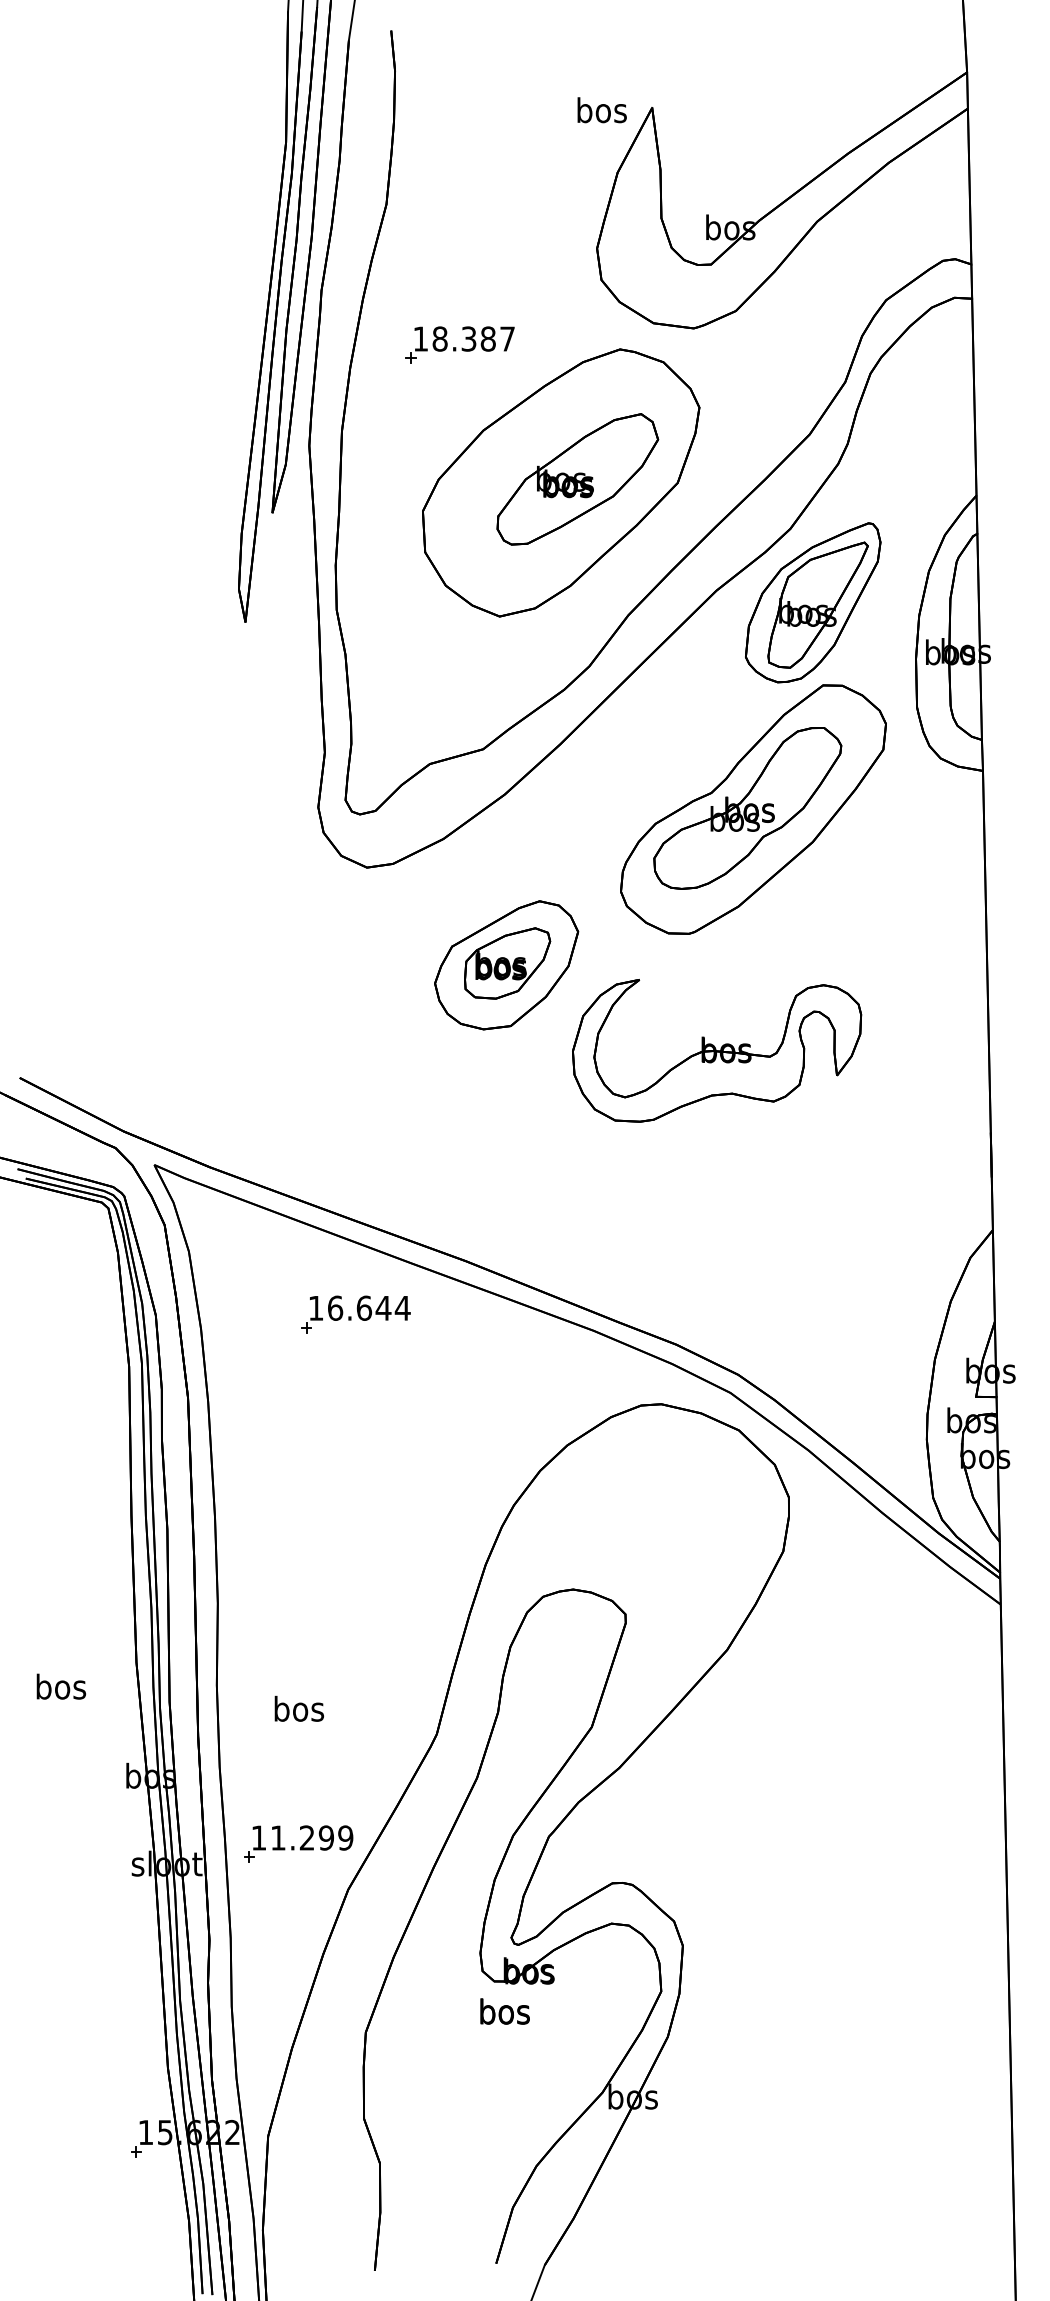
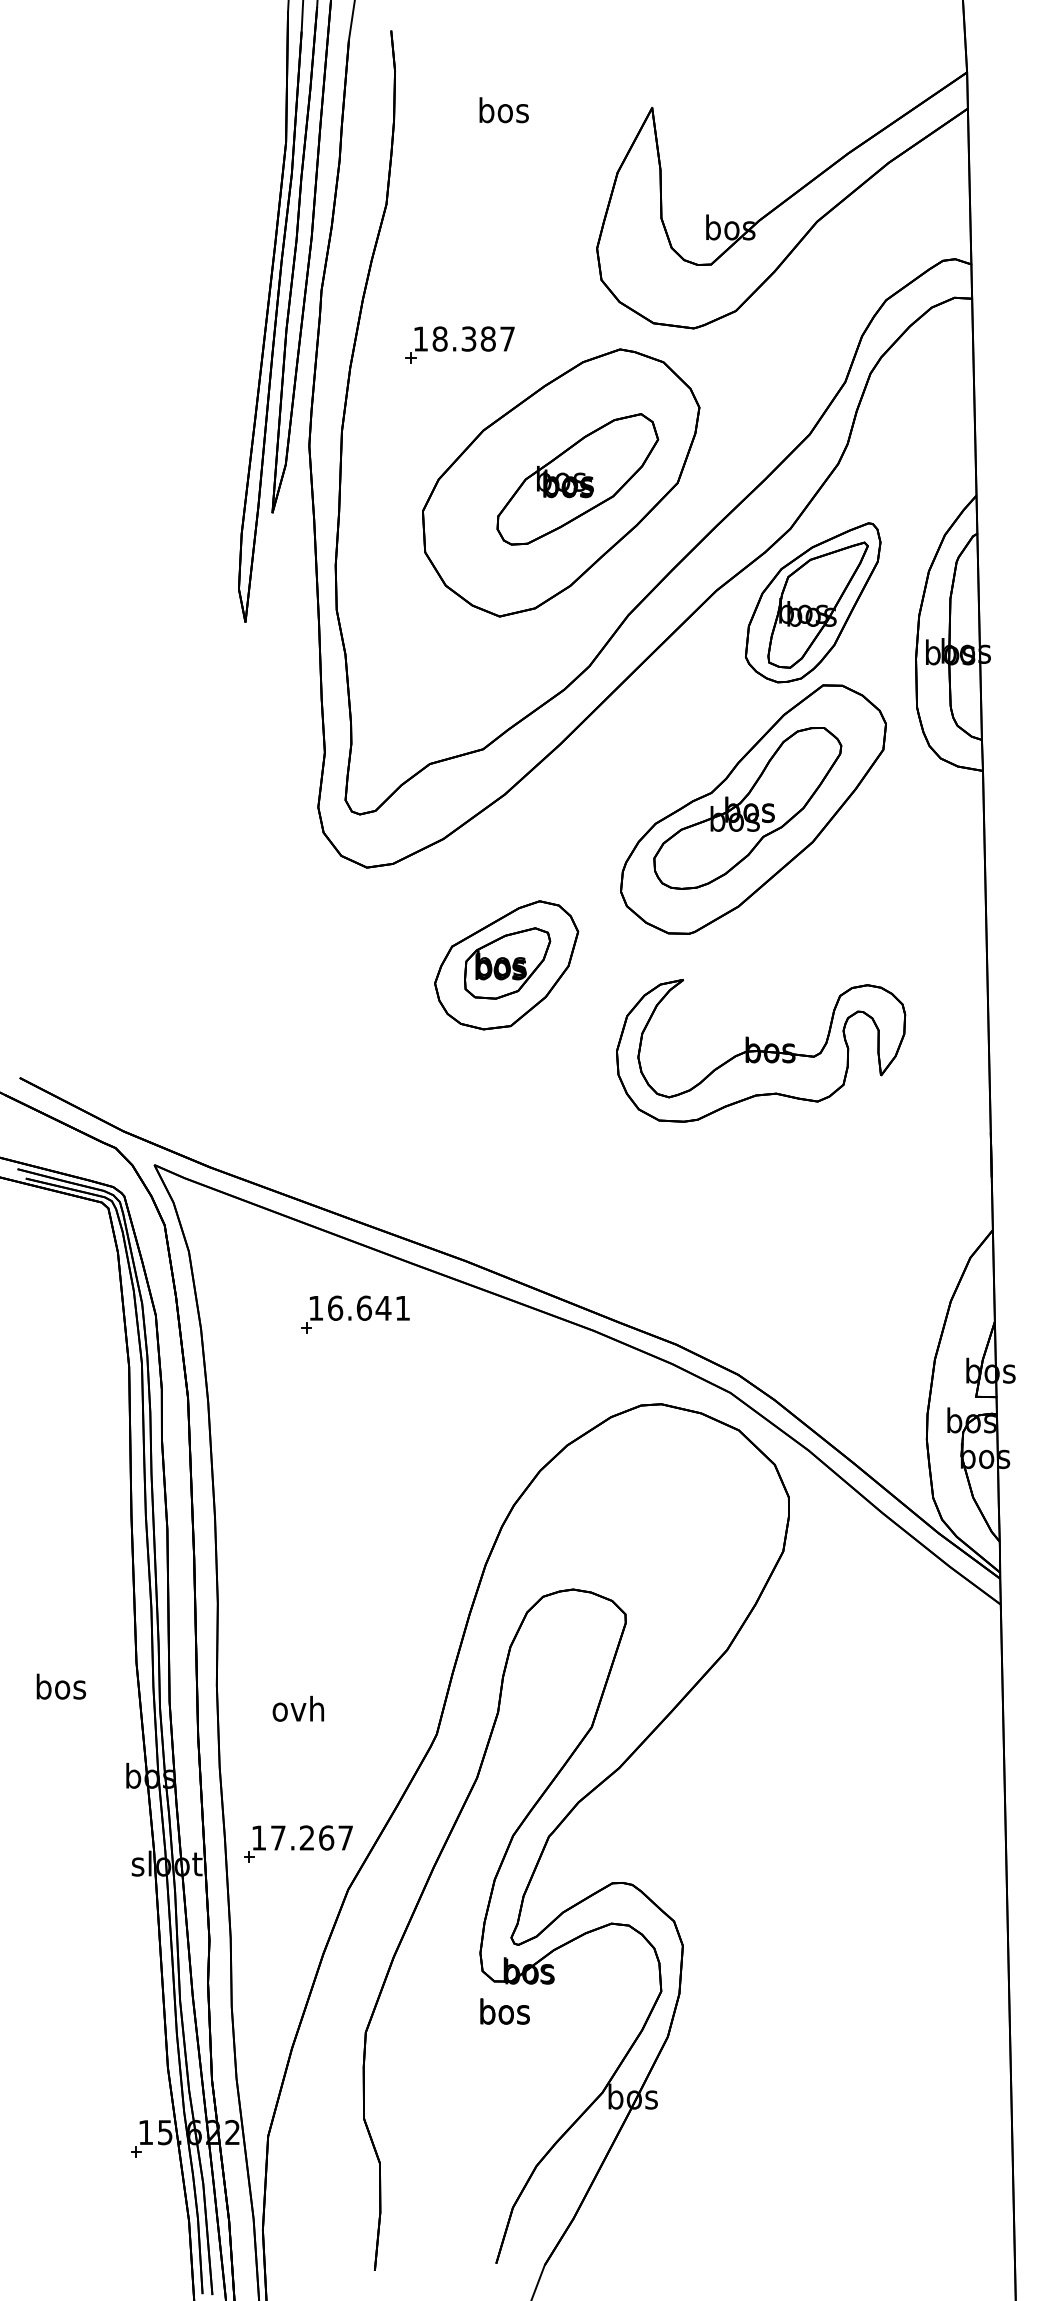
text position: (601, 110) -> (503, 110) (503, 110)
part position: (717, 1050) -> (761, 1050) (761, 1050)
text: 16.644 -> 16.641 (402, 1308)
text: bos -> ovh (298, 1708)
text: 11.299 -> 17.267 (312, 1837)
